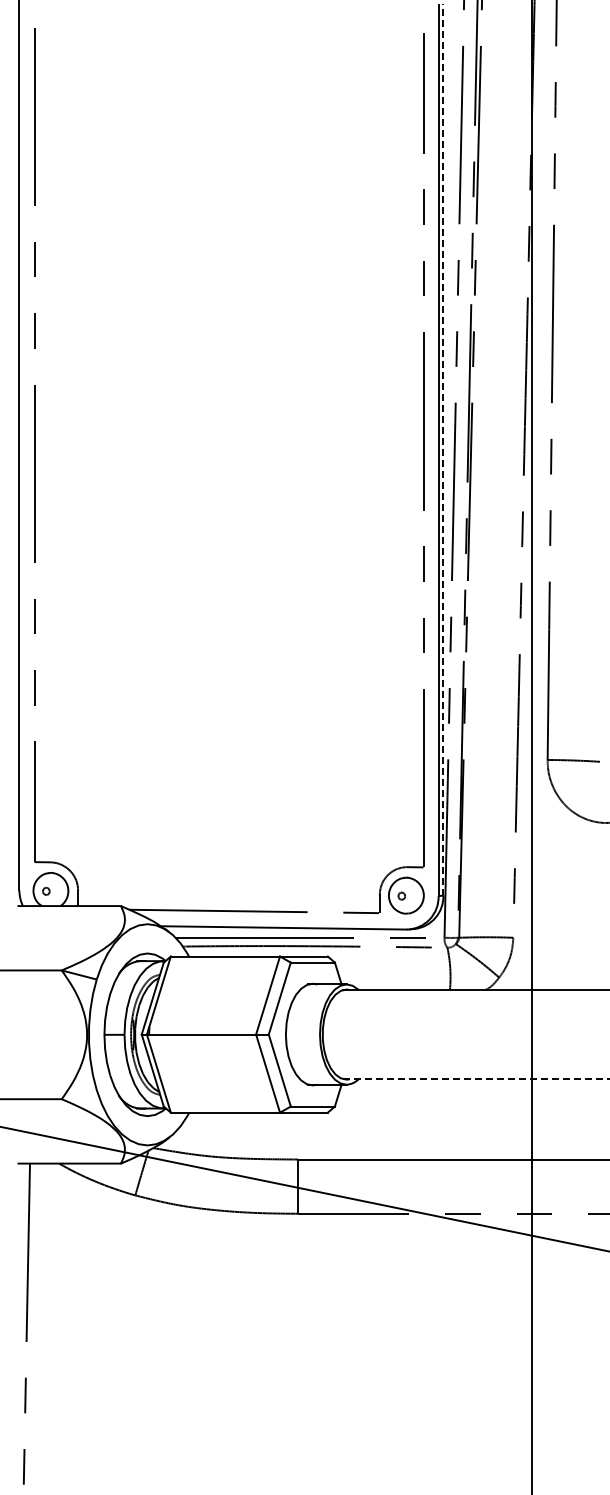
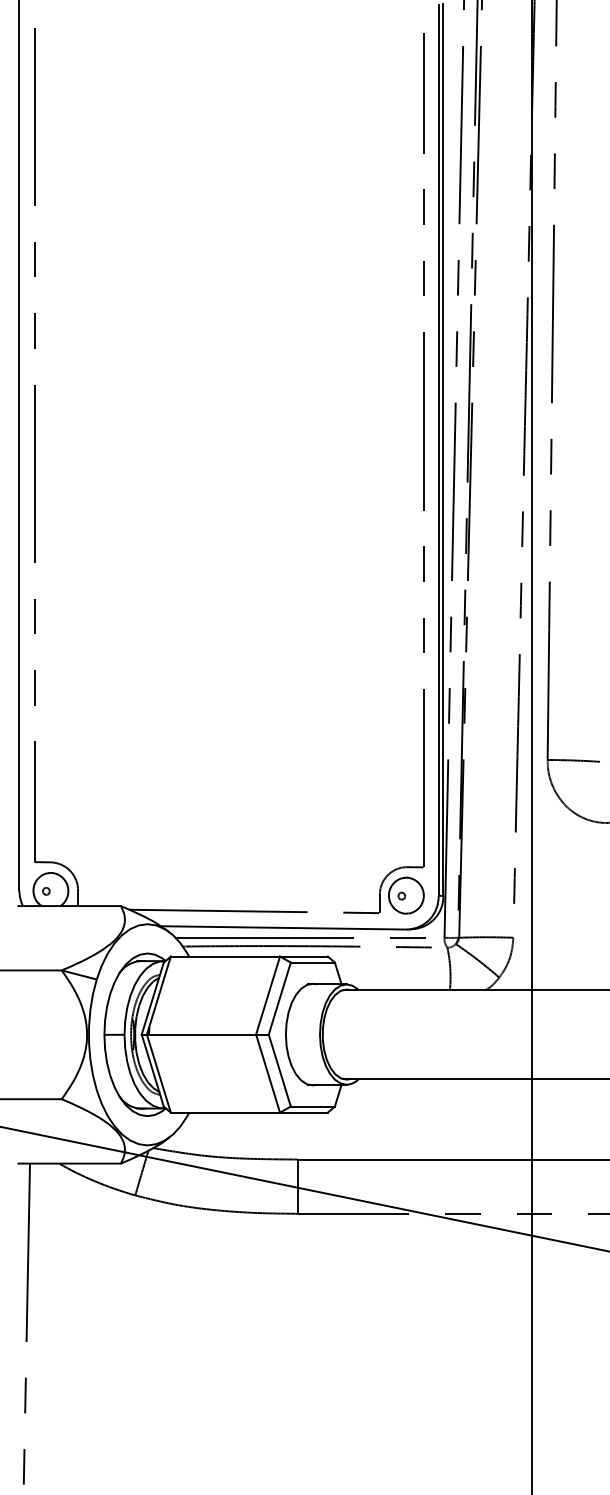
line: dashed -> solid (443, 449)
line: dashed -> solid (476, 1079)
